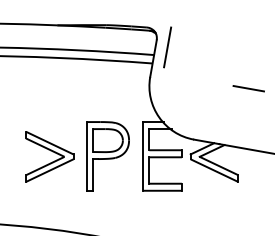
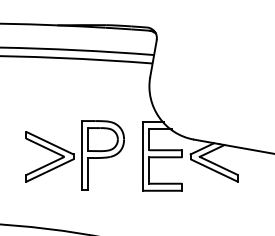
line: present -> none (167, 47)
line: present -> none (248, 88)
part position: (107, 156) -> (102, 155) (102, 155)
